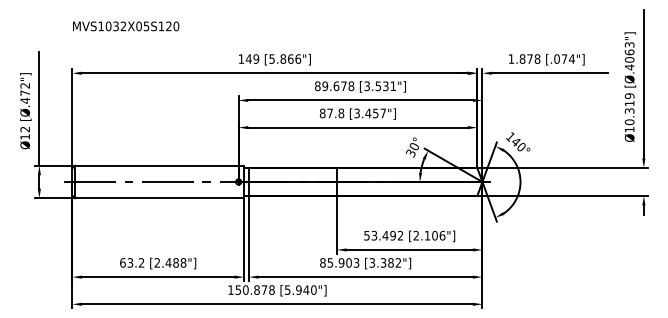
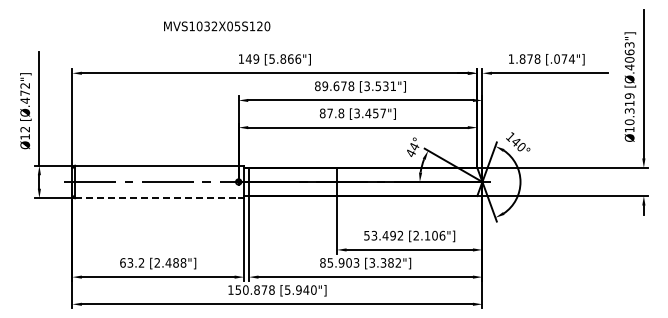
text position: (126, 26) -> (217, 26) (217, 26)
text: 30° -> 44° (412, 150)
line: solid -> dashed (156, 198)
